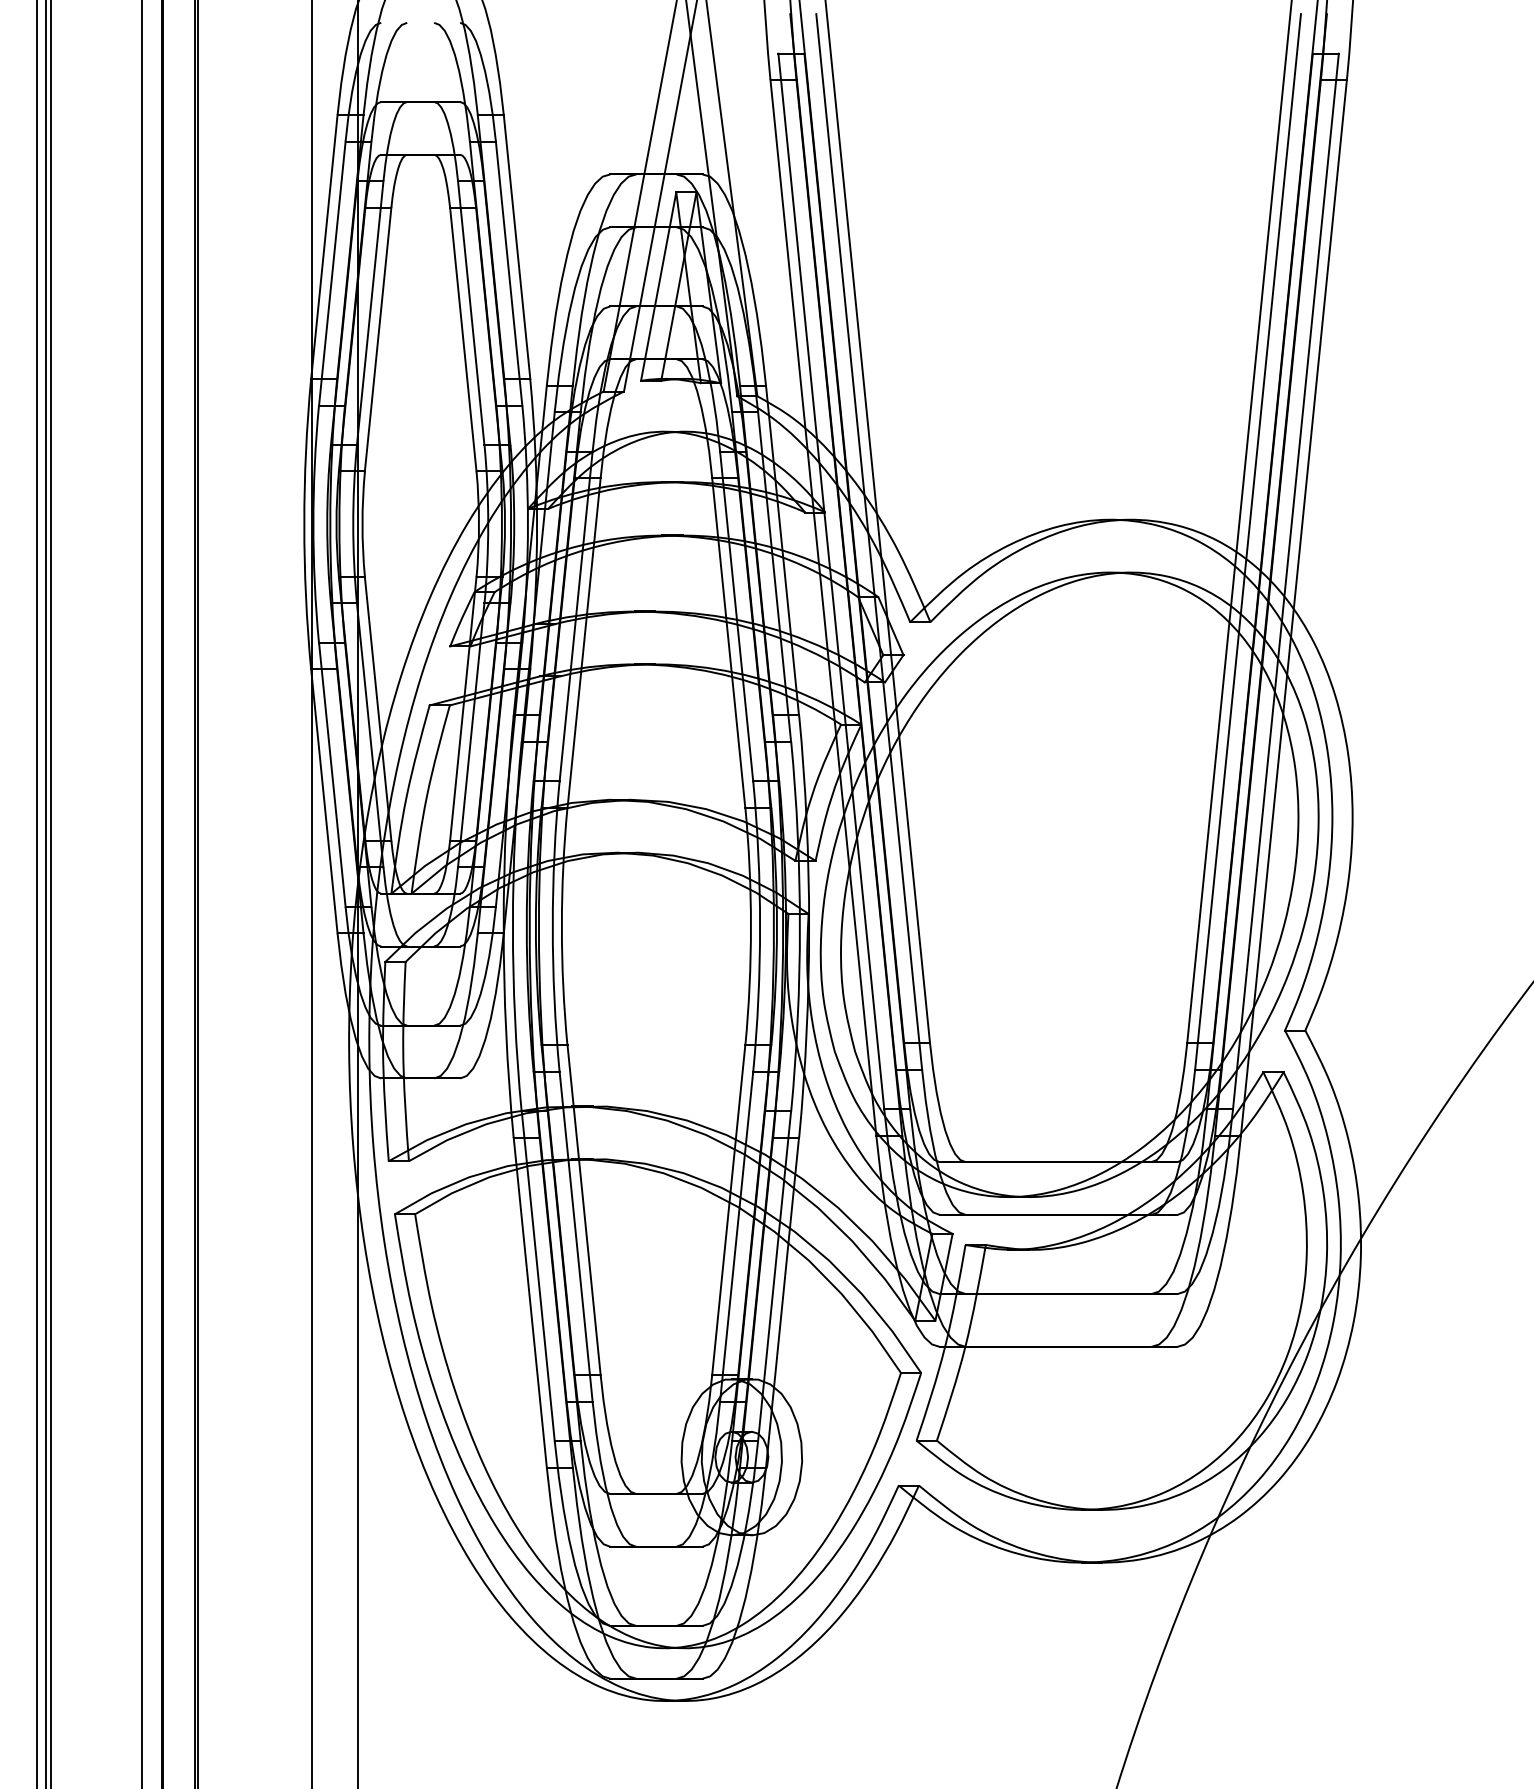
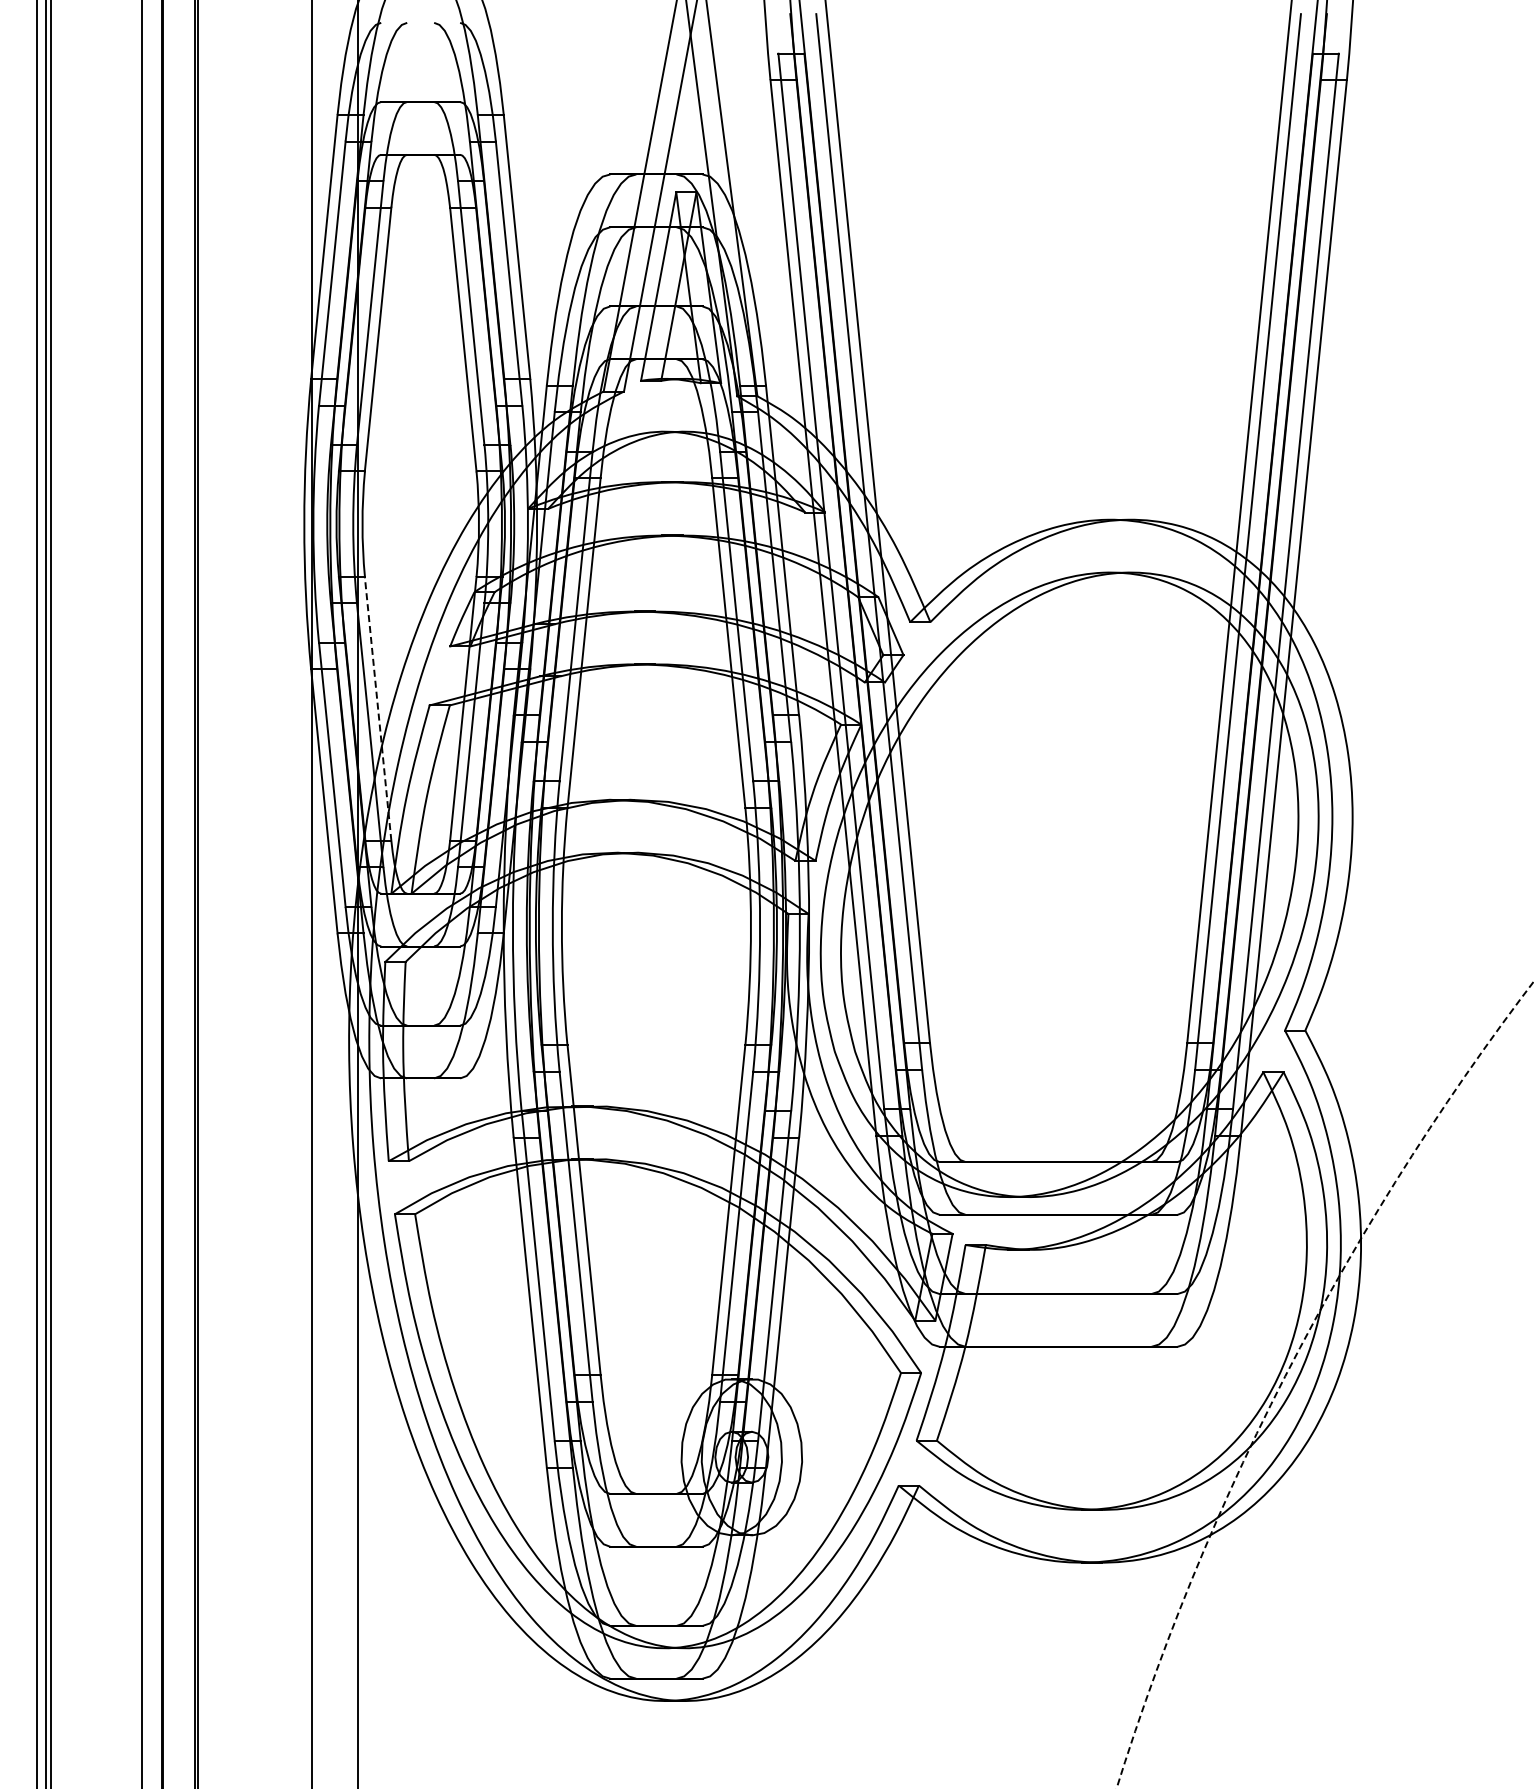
line: solid -> dashed (378, 709)
circle: solid -> dashed (1324, 1385)
